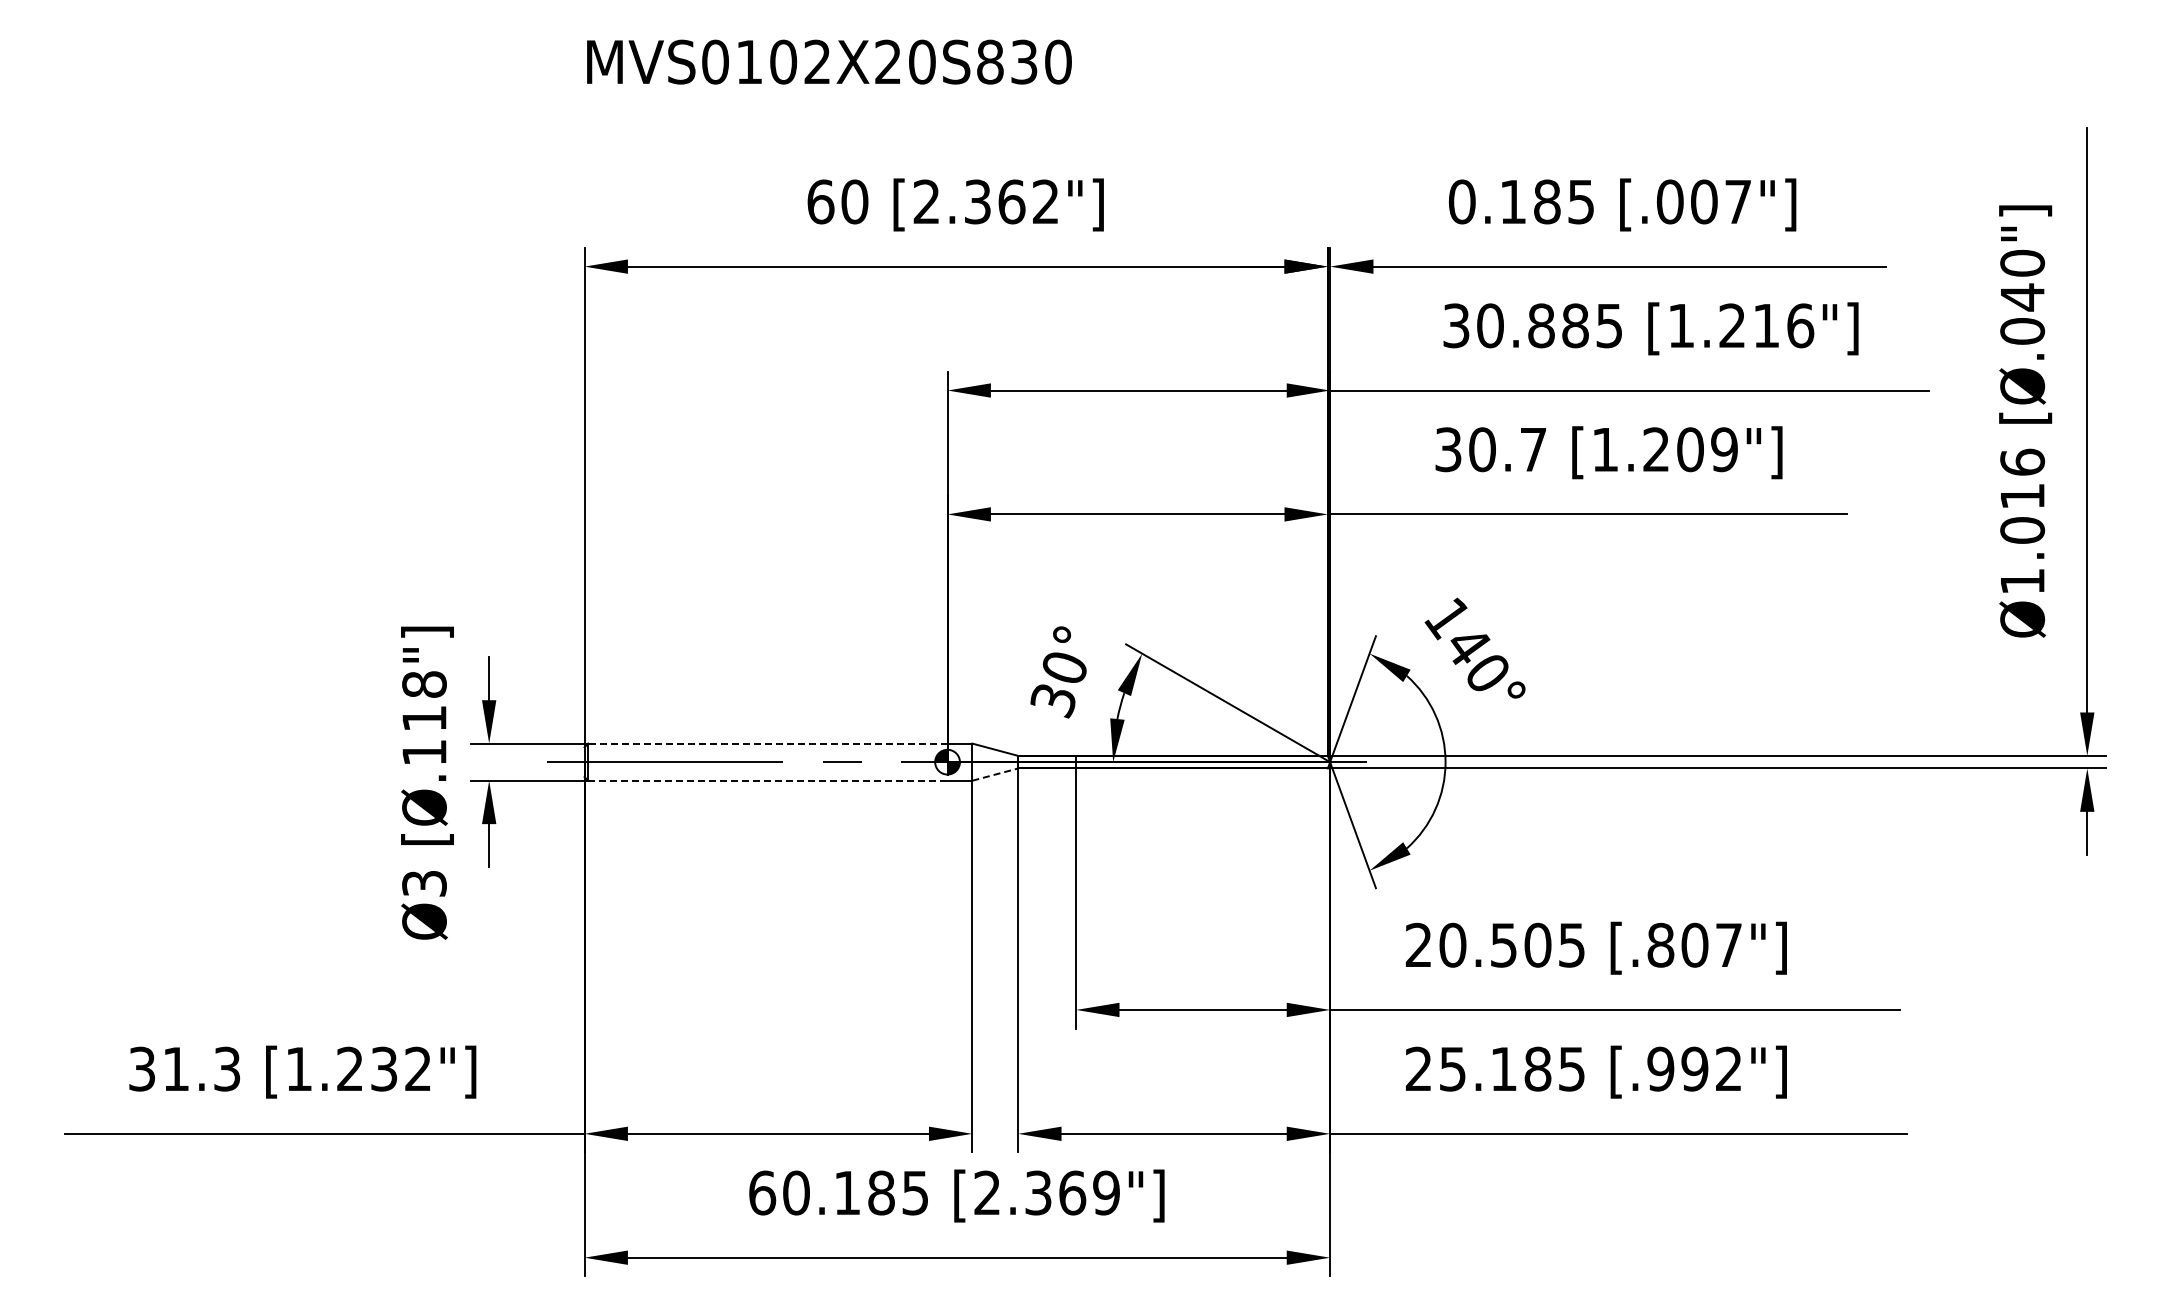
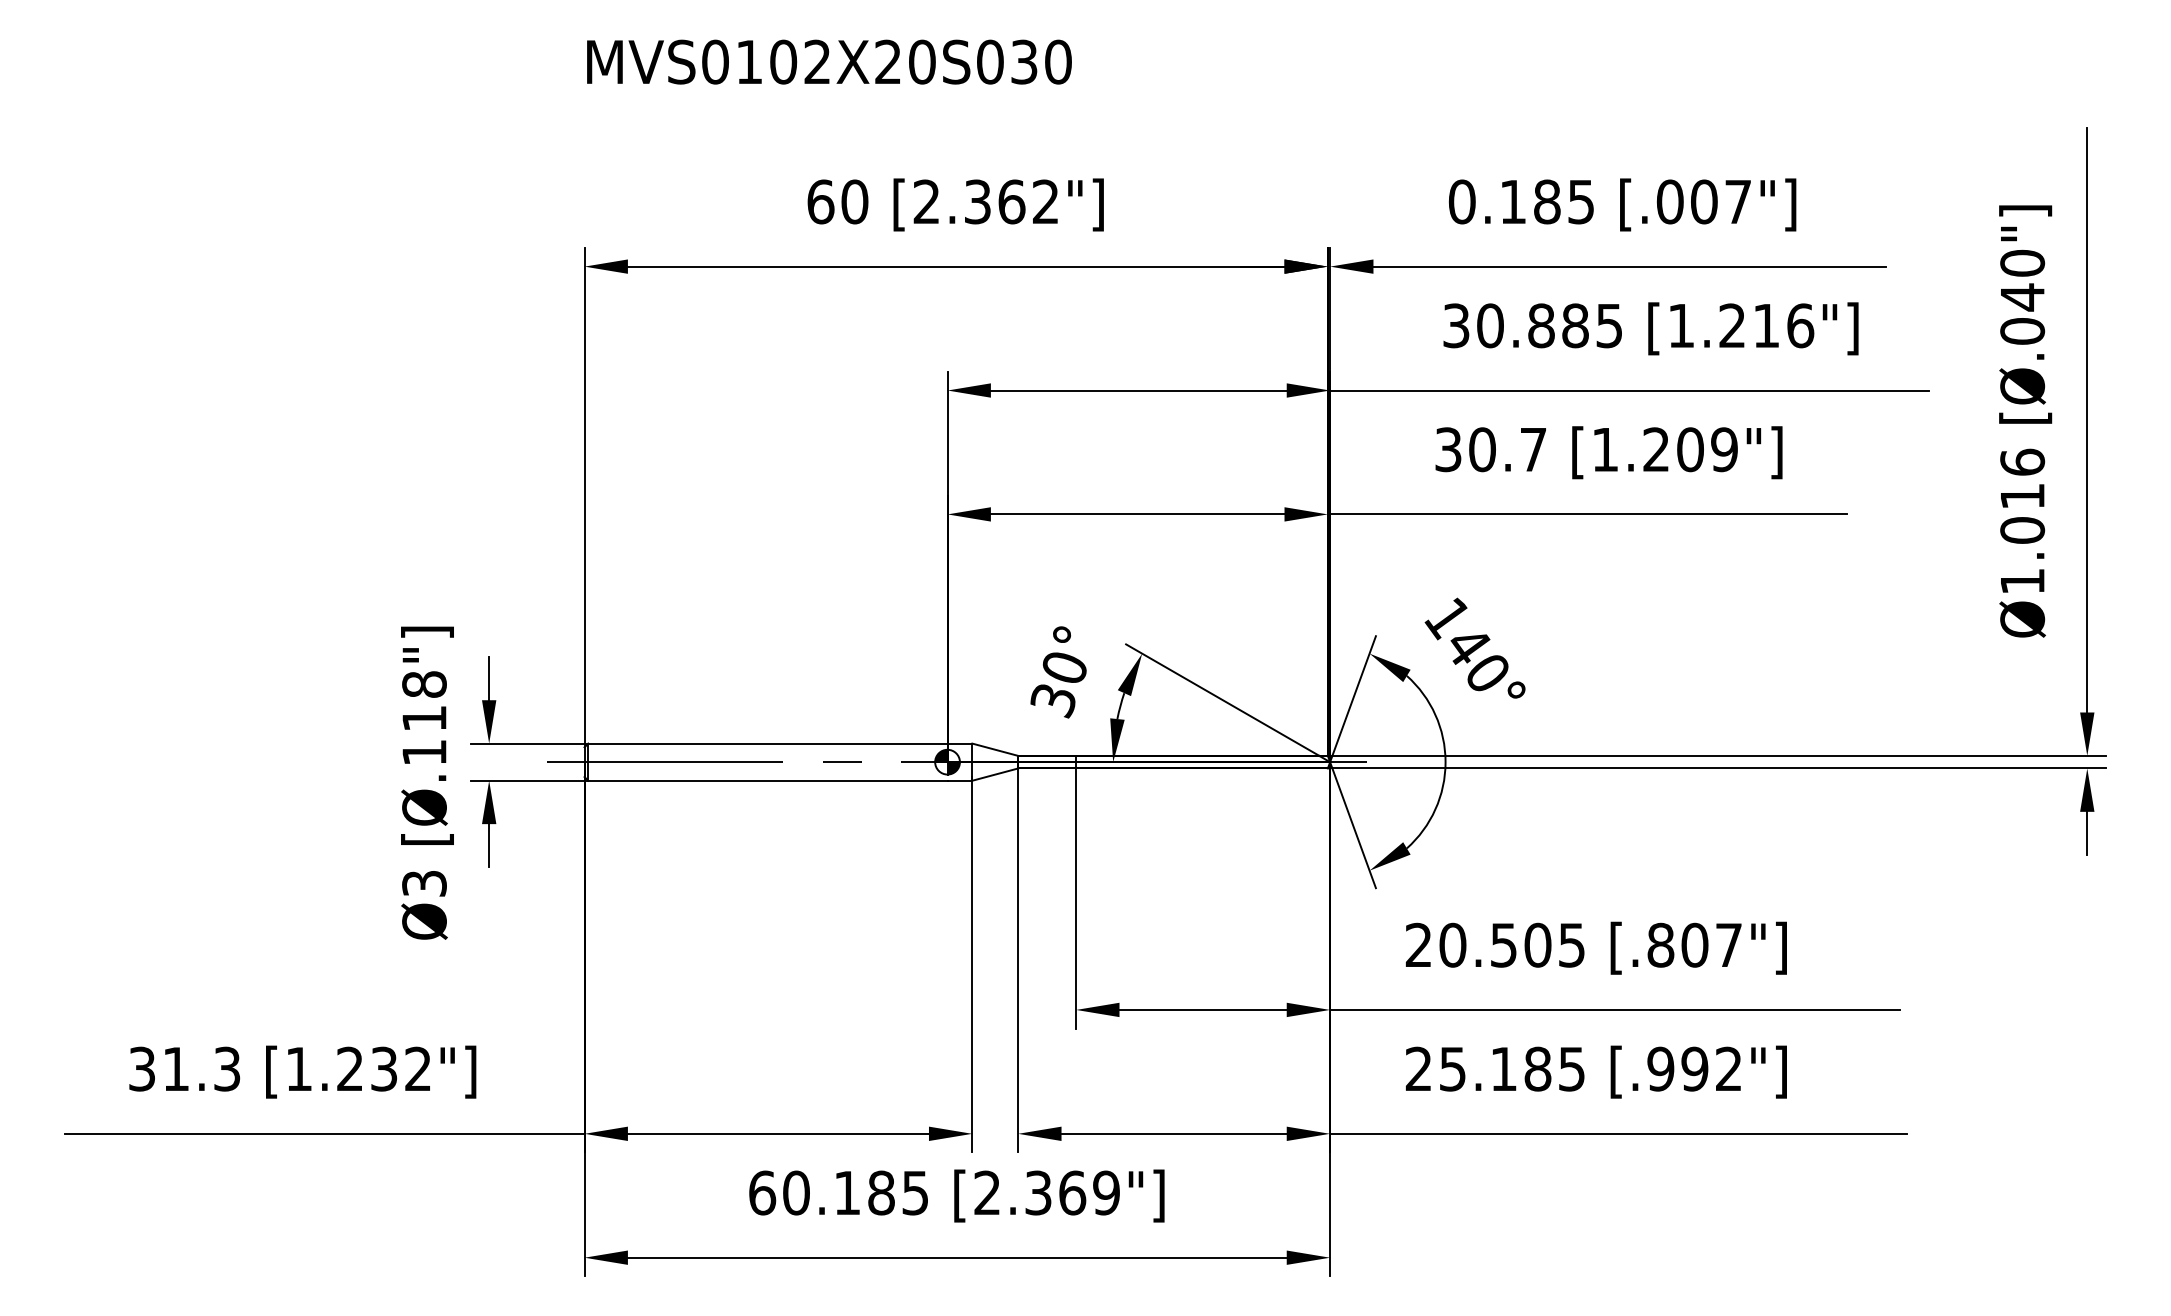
text: MVS0102X20S830 -> MVS0102X20S030 (990, 62)
line: dashed -> solid (767, 743)
line: dashed -> solid (995, 774)
line: dashed -> solid (767, 780)
